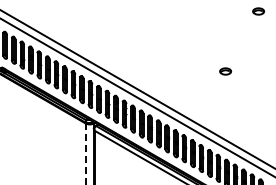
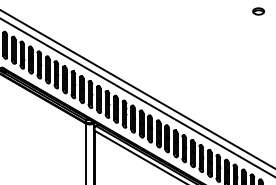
part: present -> none (225, 71)
line: dashed -> solid (85, 154)
